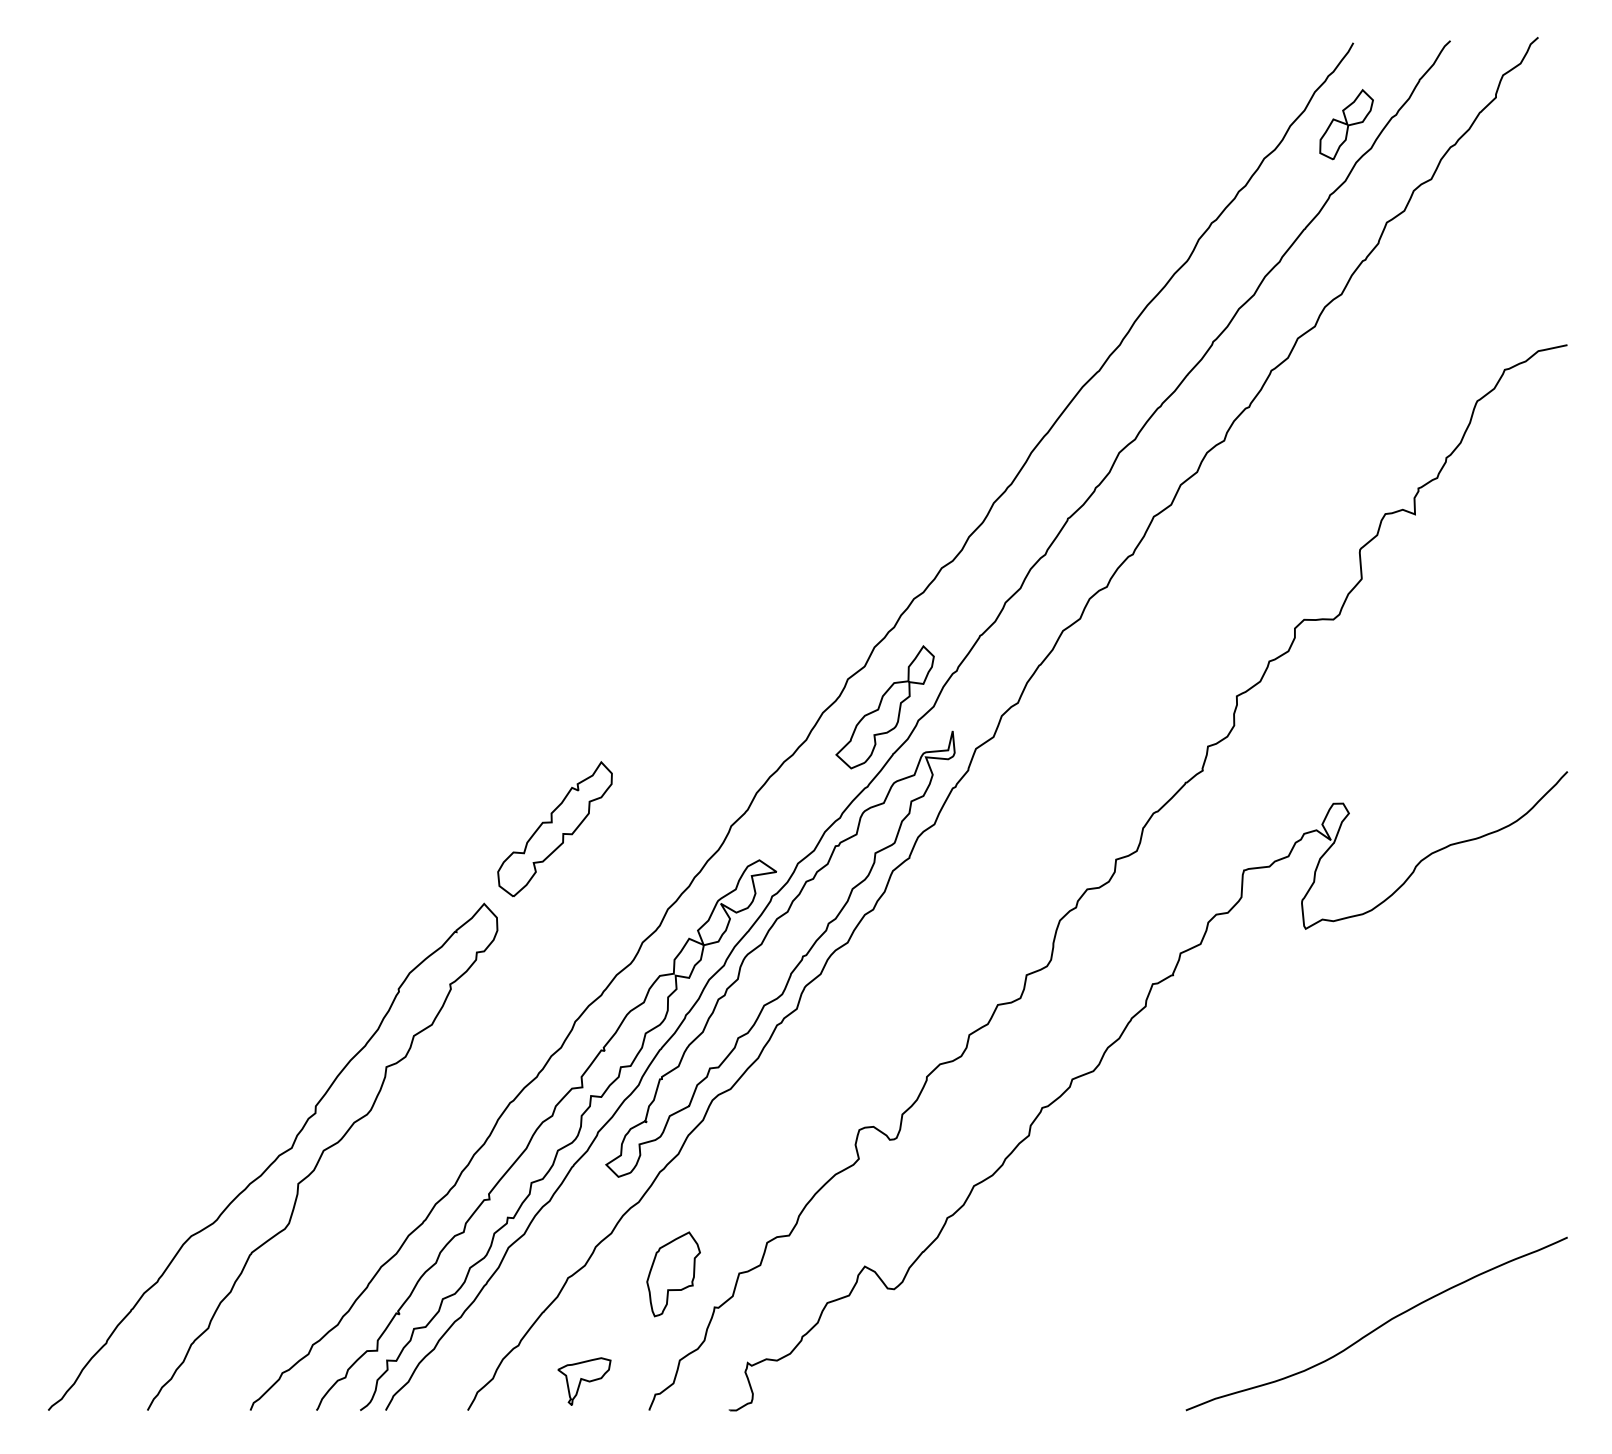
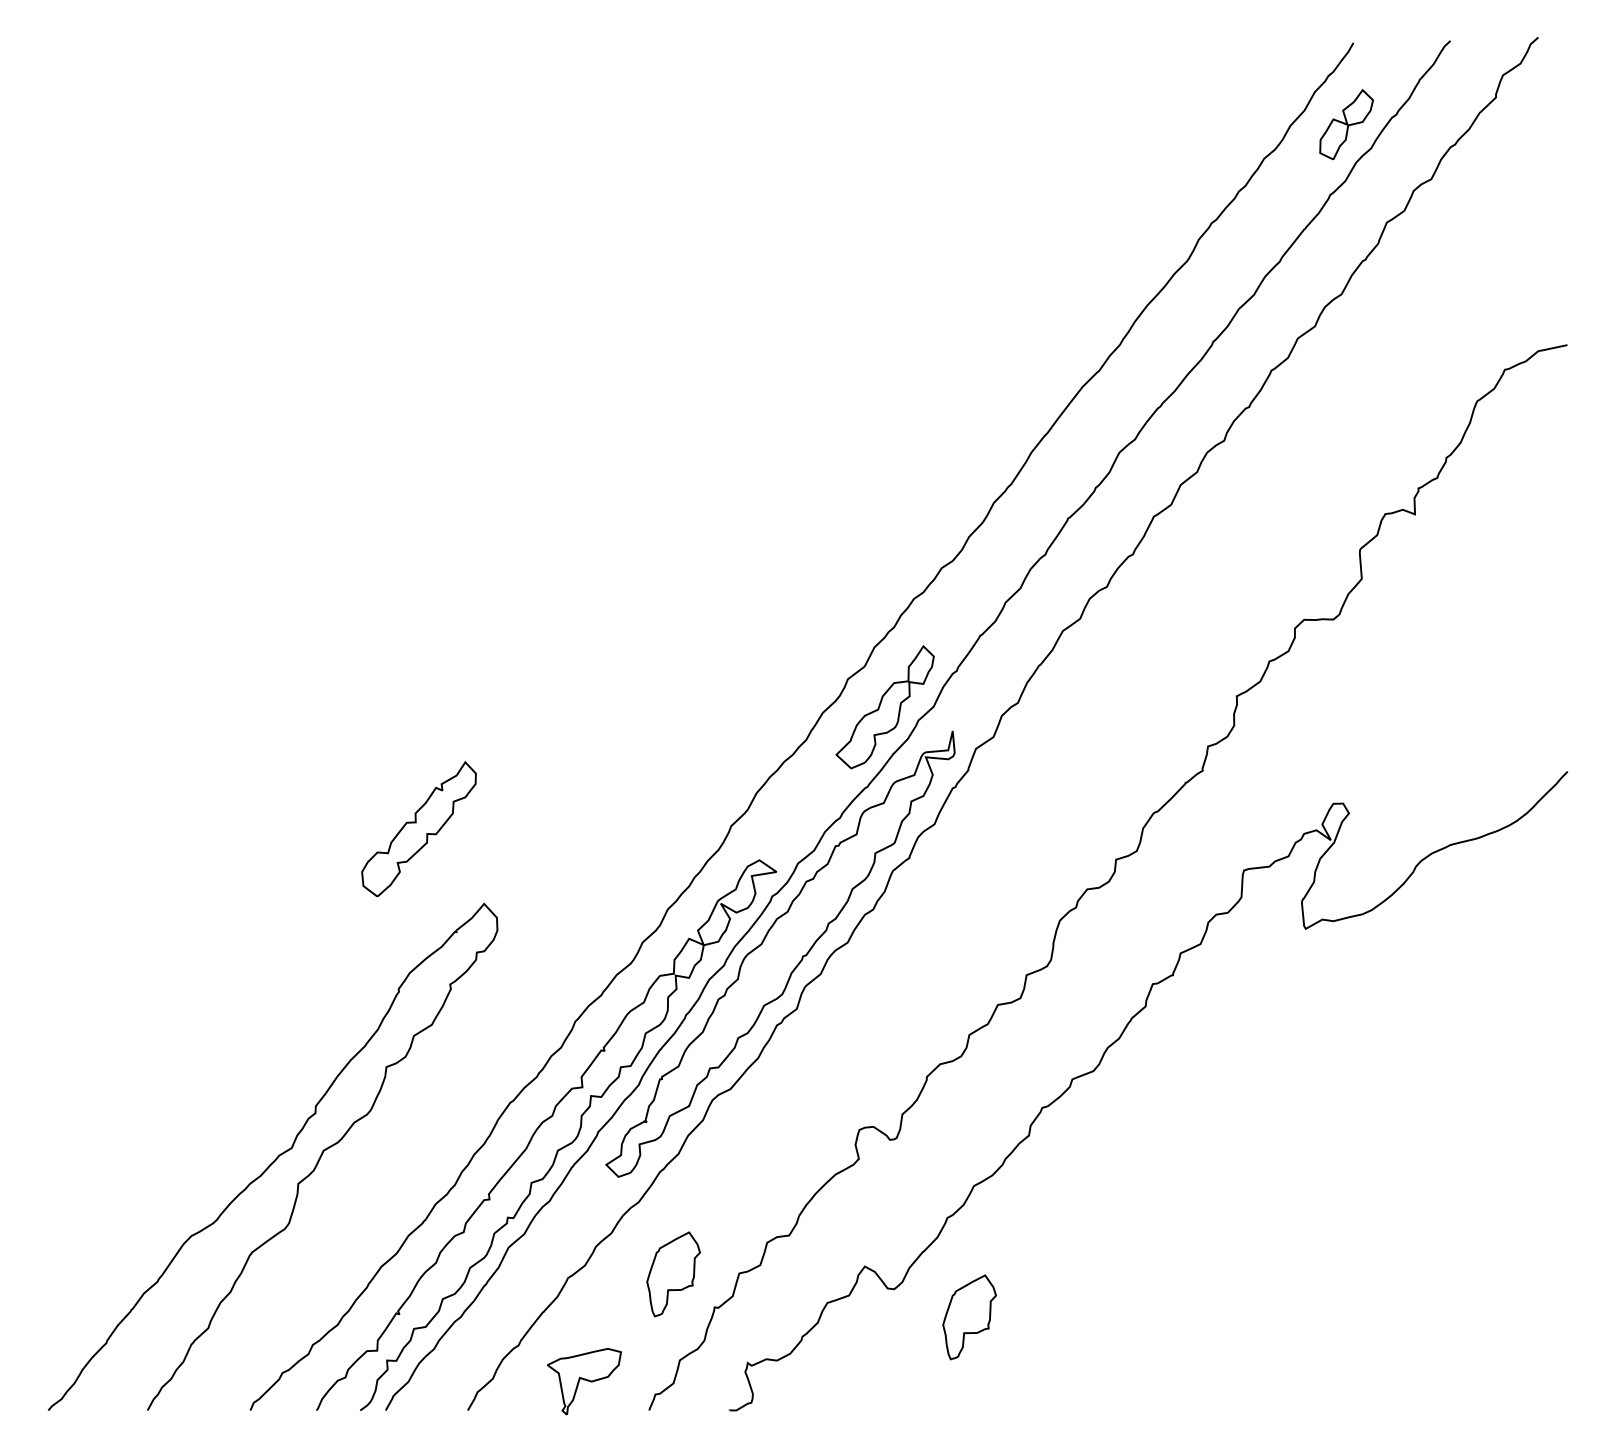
part position: (554, 829) -> (418, 829) (418, 829)
part: none -> present (969, 1317)
curve: present -> none (1379, 1325)
part size: 55x49 px -> 75x68 px (584, 1381)
